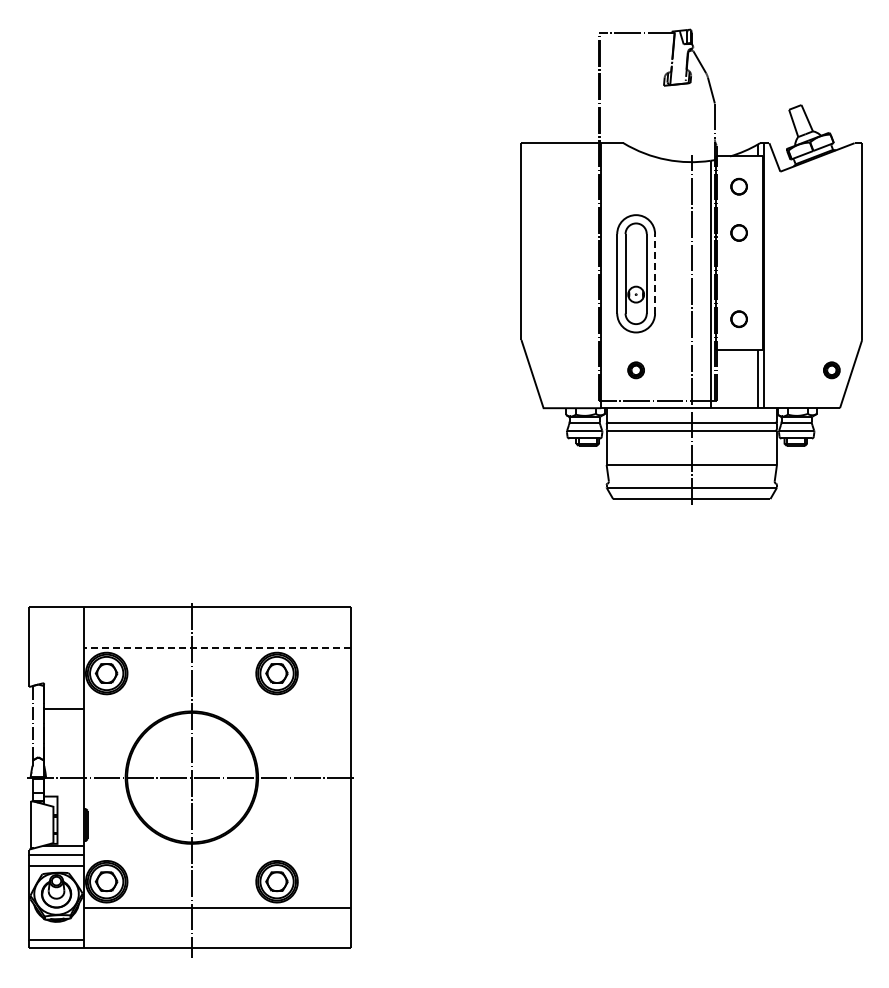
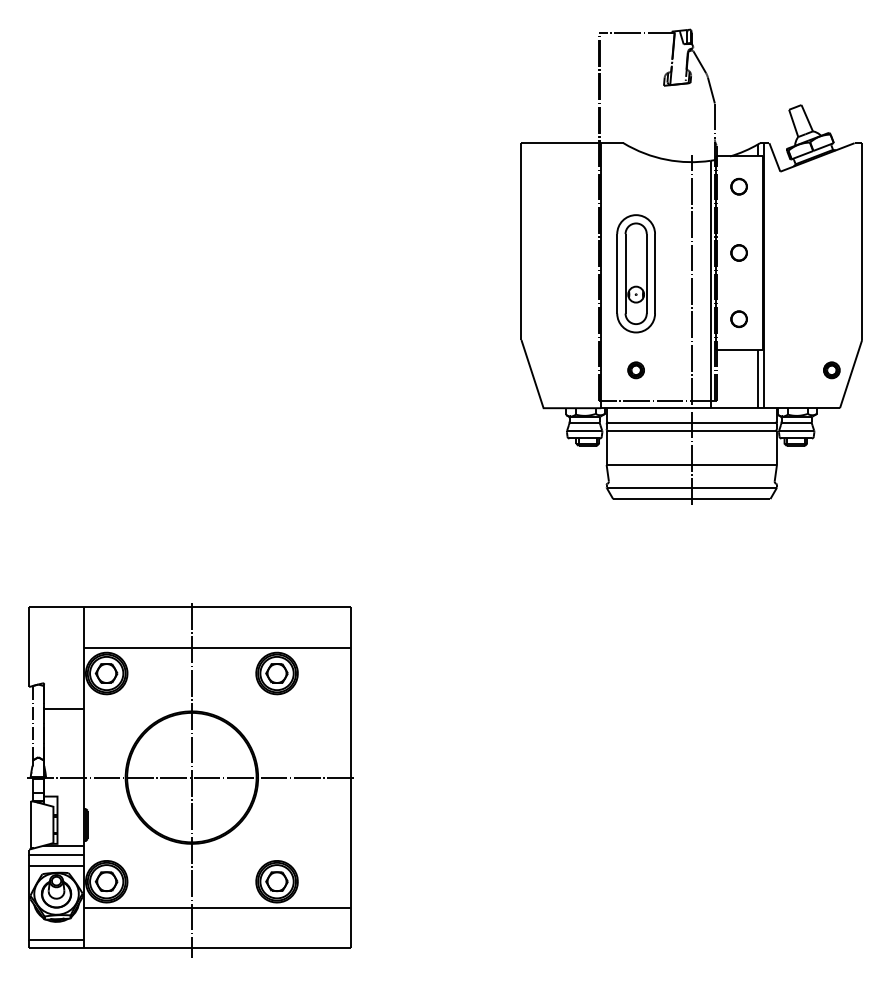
part position: (738, 232) -> (738, 252) (738, 252)
line: dashed -> solid (655, 273)
line: dashed -> solid (216, 647)
